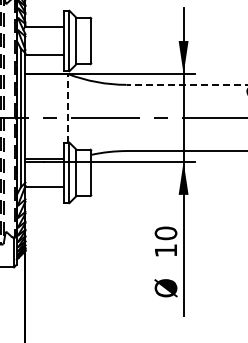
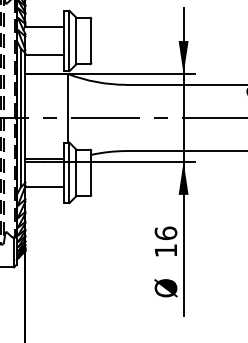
line: dashed -> solid (186, 84)
line: dashed -> solid (67, 107)
text: 10 -> 16 (165, 233)
